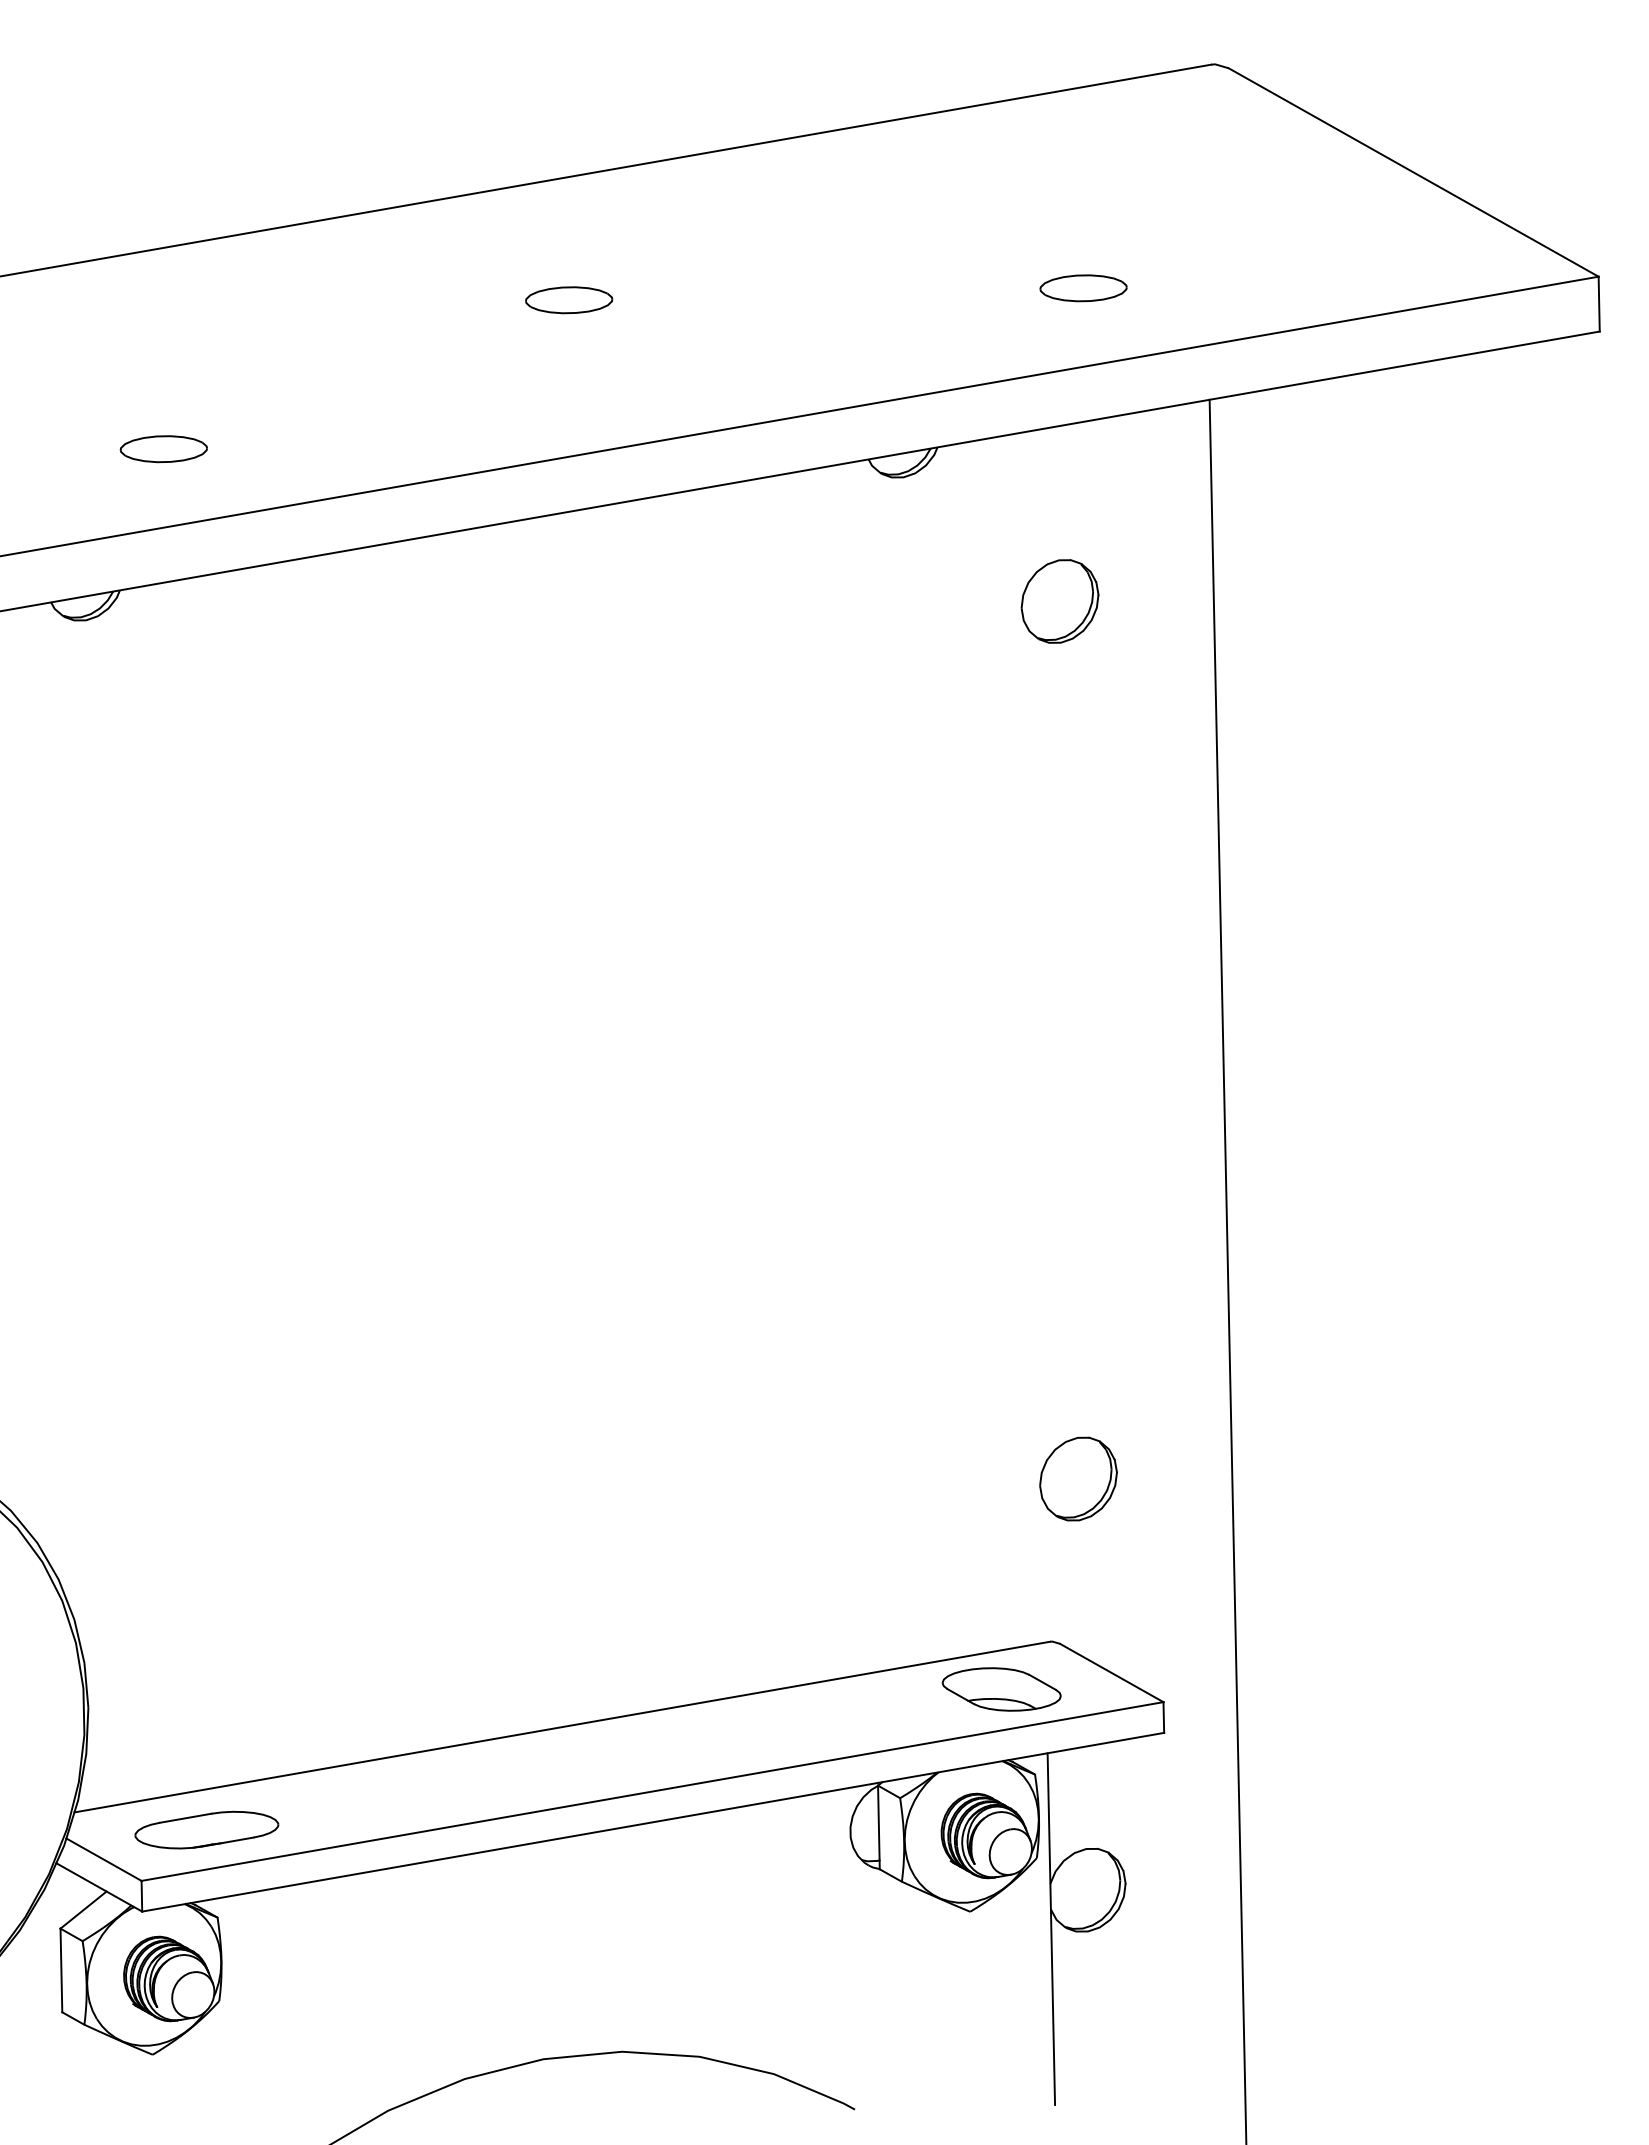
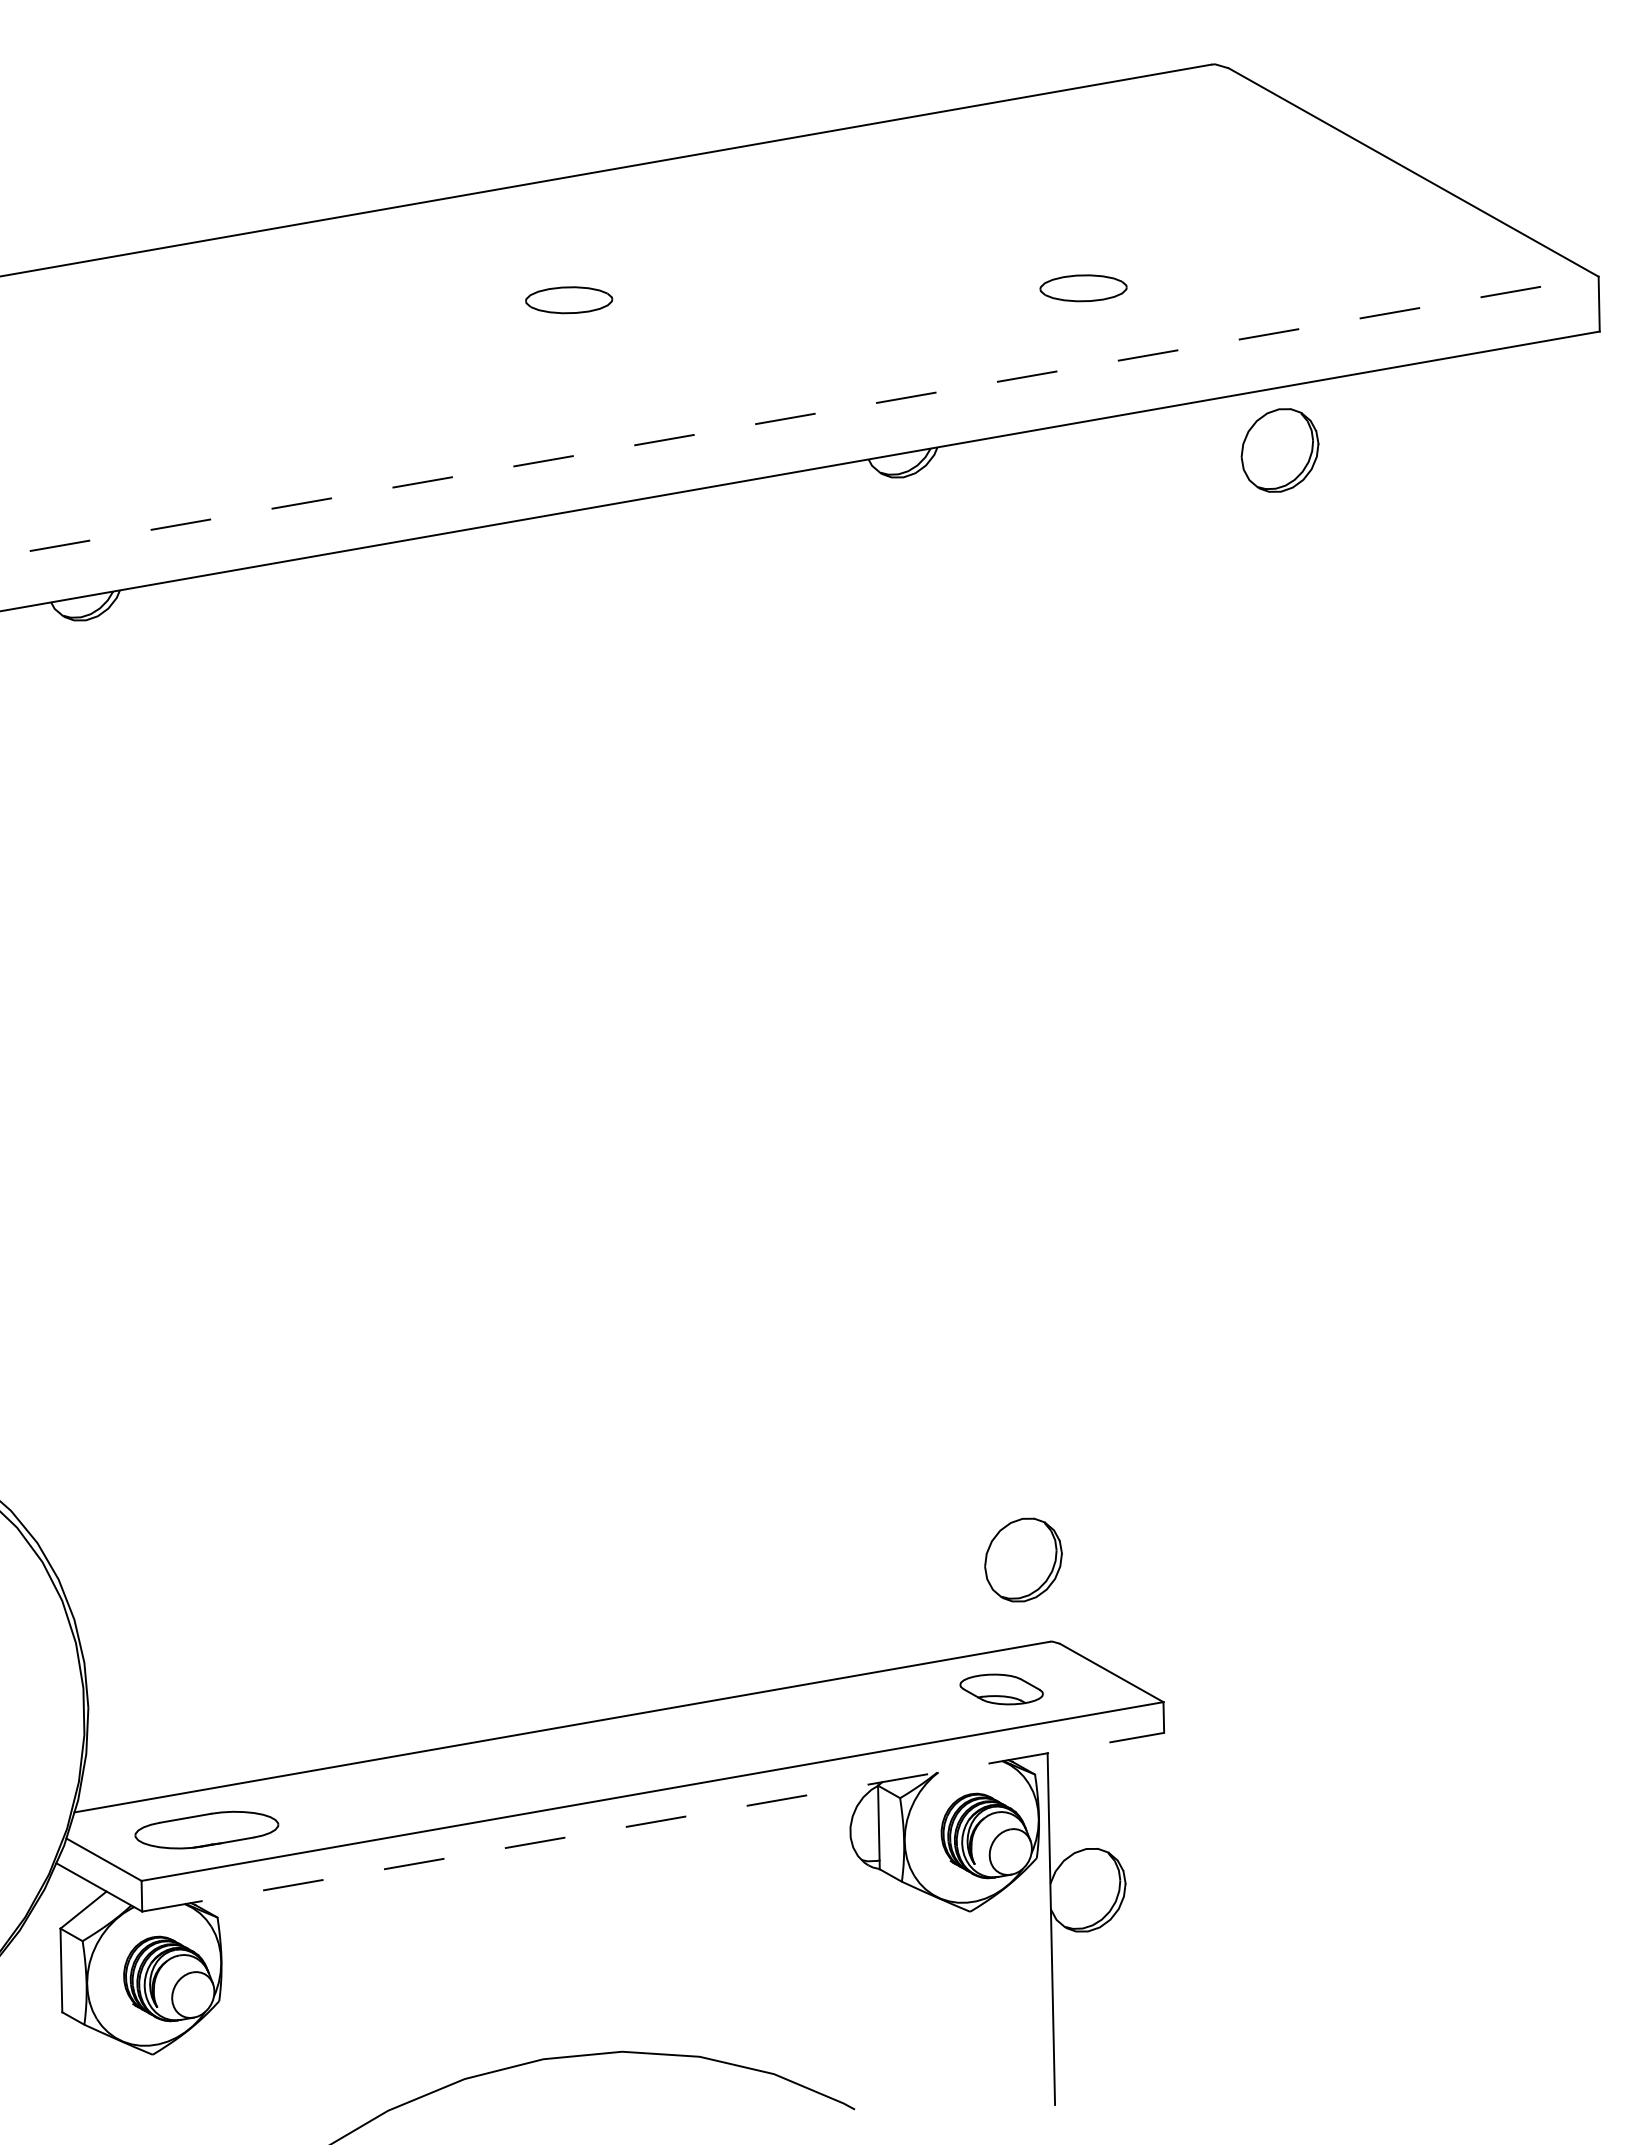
line: solid -> dashed (799, 416)
part: present -> none (163, 449)
part position: (1059, 601) -> (1279, 450) (1279, 450)
line: present -> none (1227, 1270)
part position: (1078, 1478) -> (1023, 1559) (1023, 1559)
part size: 121x45 px -> 85x33 px (1001, 1689)
line: solid -> dashed (653, 1822)
